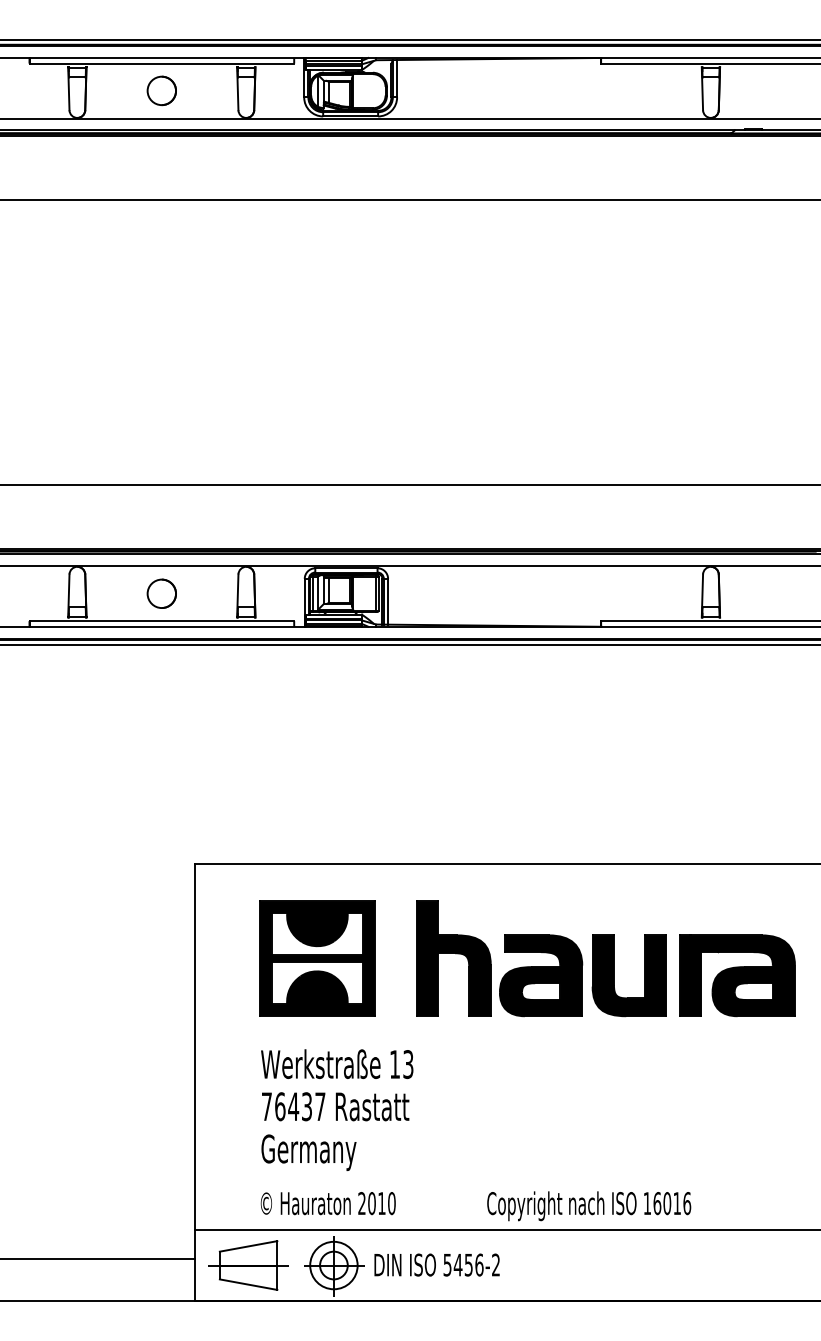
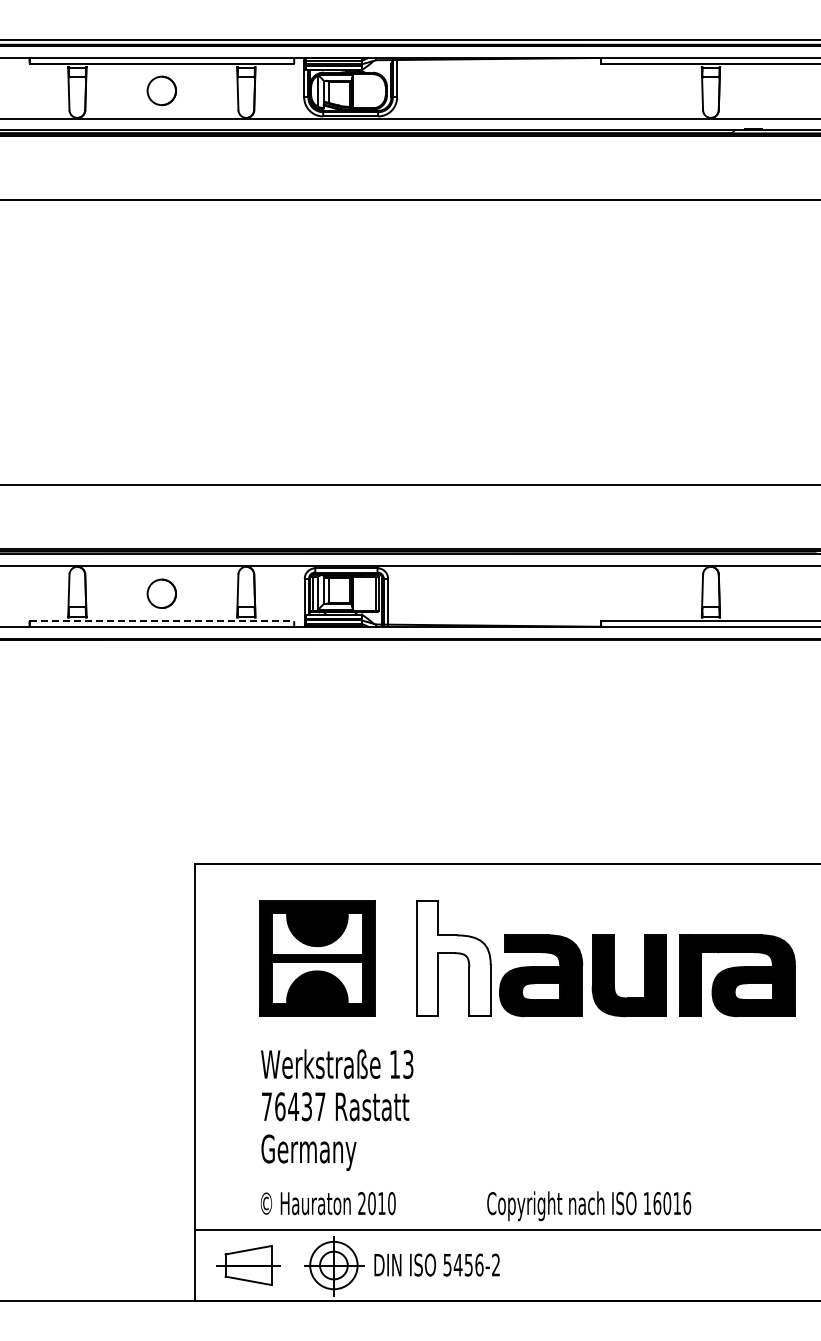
line: solid -> dashed (162, 621)
line: present -> none (409, 644)
fill: present -> none (453, 958)
line: present -> none (98, 1258)
part size: 81x51 px -> 65x41 px (248, 1265)
